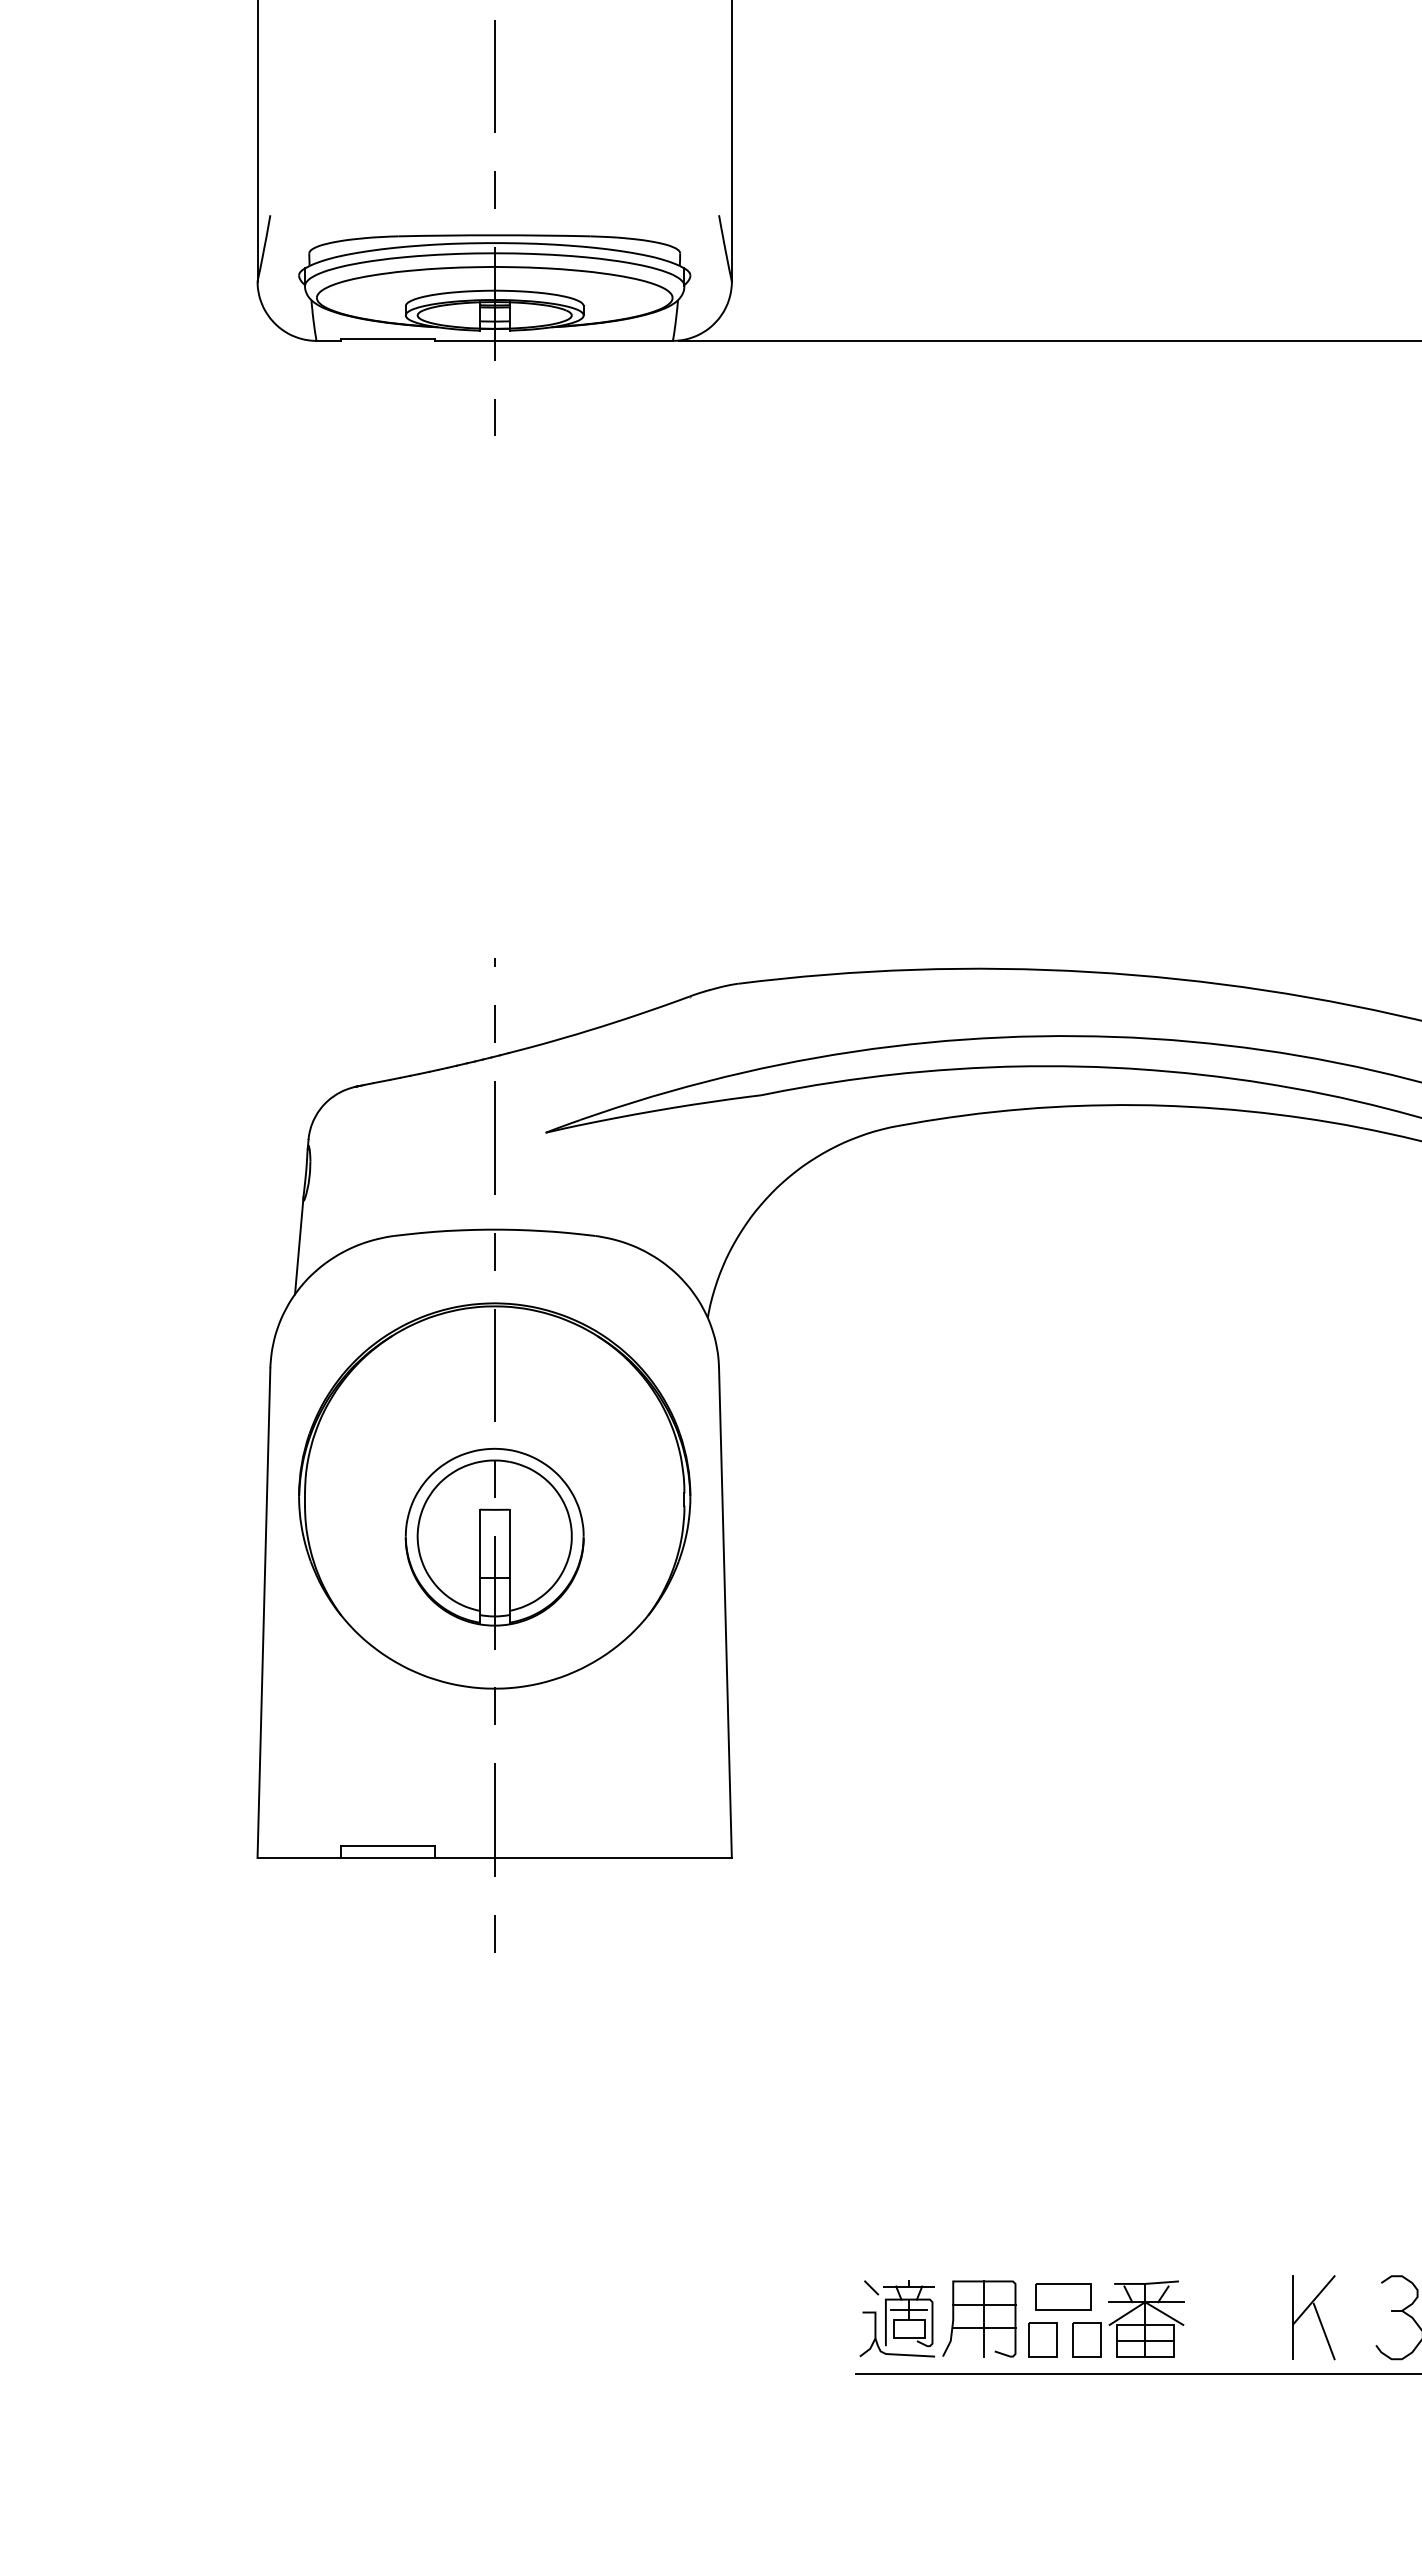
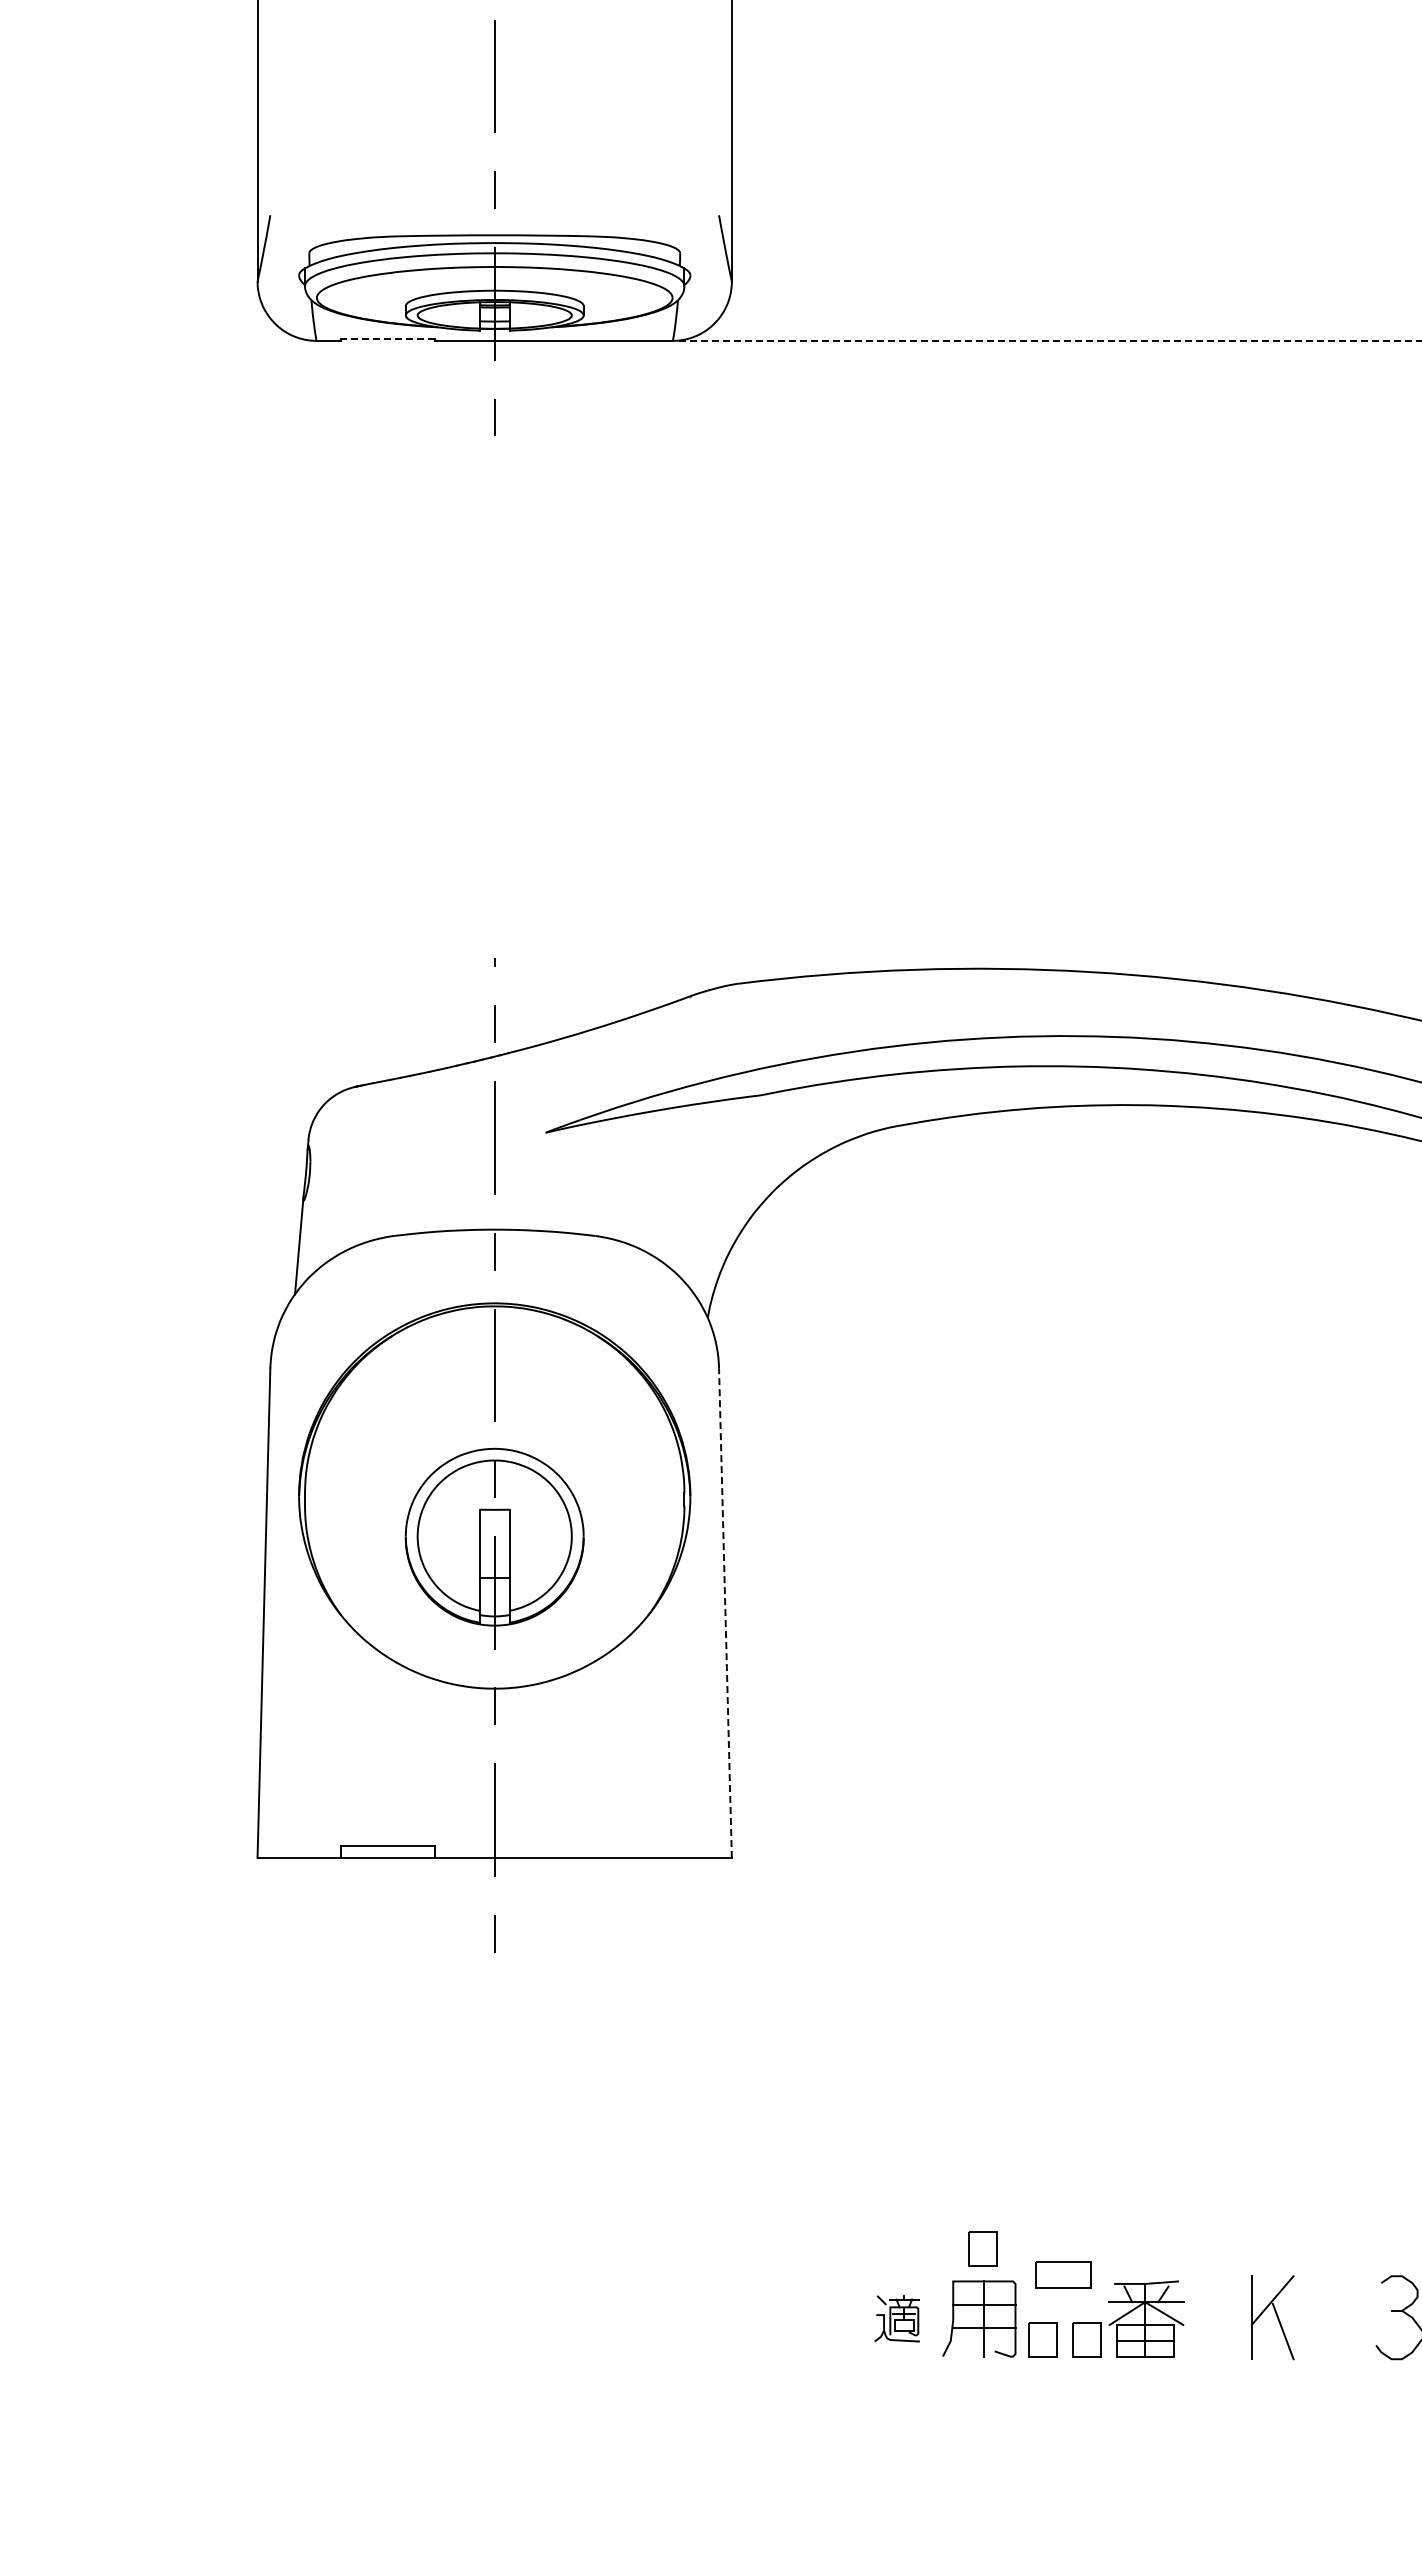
line: solid -> dashed (387, 338)
line: solid -> dashed (1050, 340)
line: solid -> dashed (725, 1613)
part: none -> present (982, 2248)
part position: (1063, 2296) -> (1063, 2274) (1063, 2274)
part position: (1313, 2317) -> (1272, 2317) (1272, 2317)
part size: 76x78 px -> 46x48 px (896, 2318)
line: present -> none (1137, 2373)
